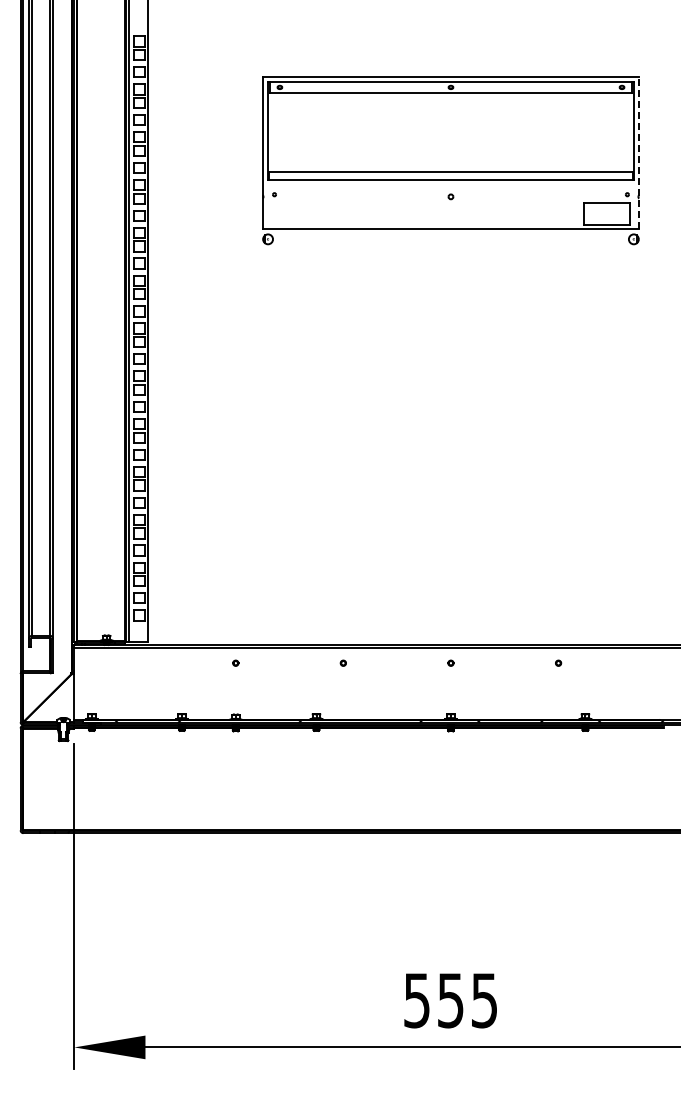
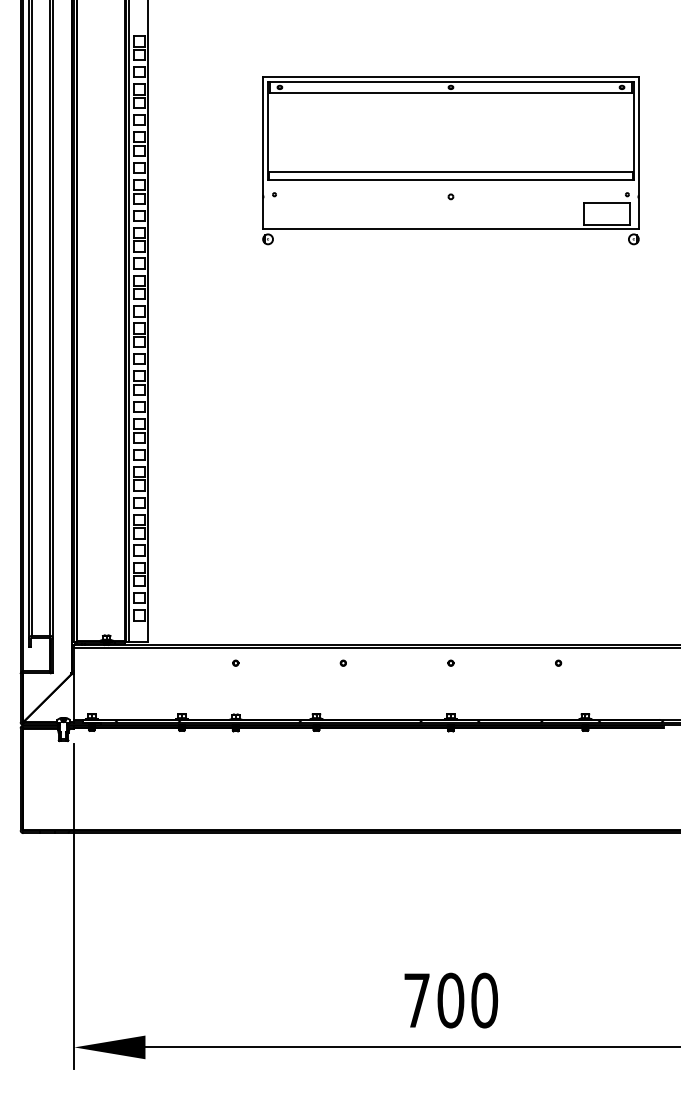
line: dashed -> solid (639, 153)
text: 555 -> 700 (451, 1000)
